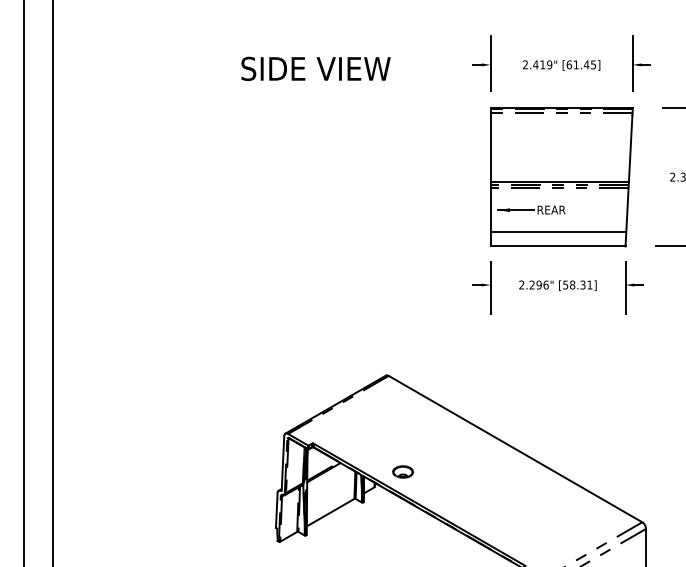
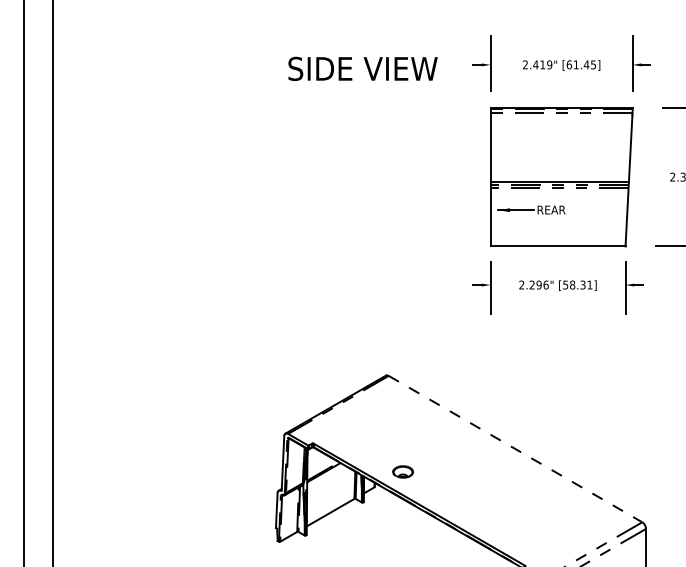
text position: (315, 68) -> (362, 68) (362, 68)
line: present -> none (558, 231)
line: solid -> dashed (515, 449)
